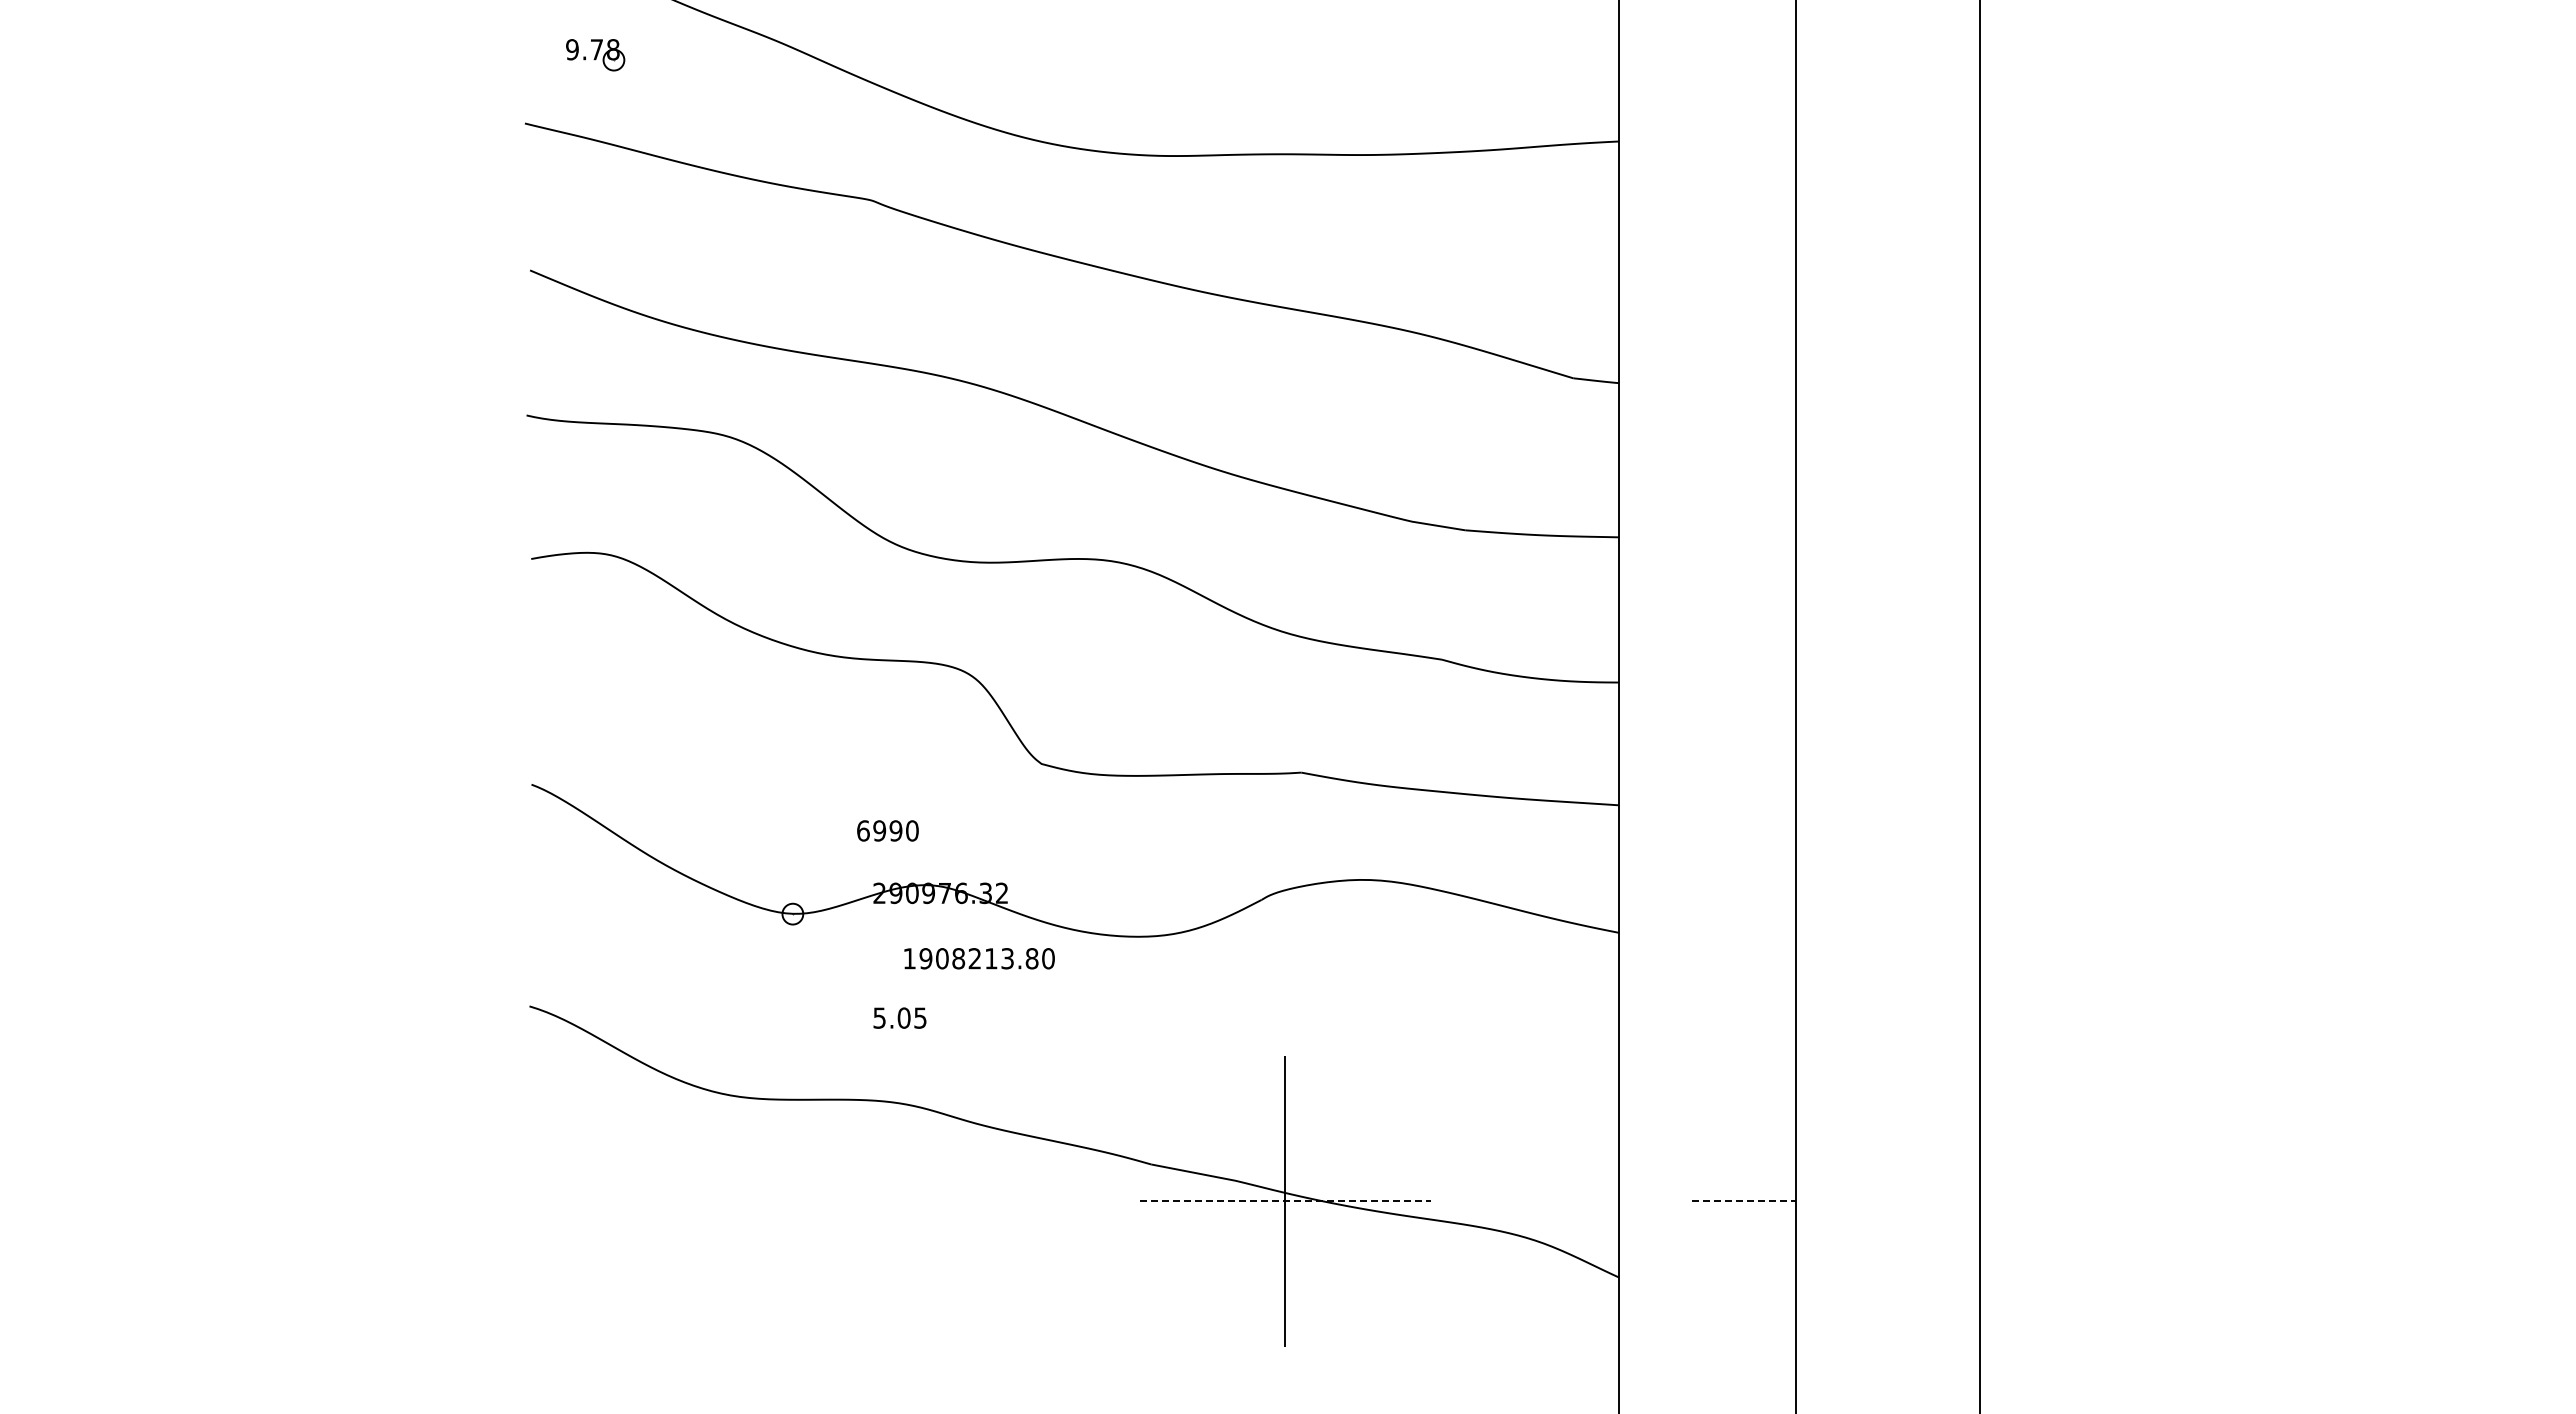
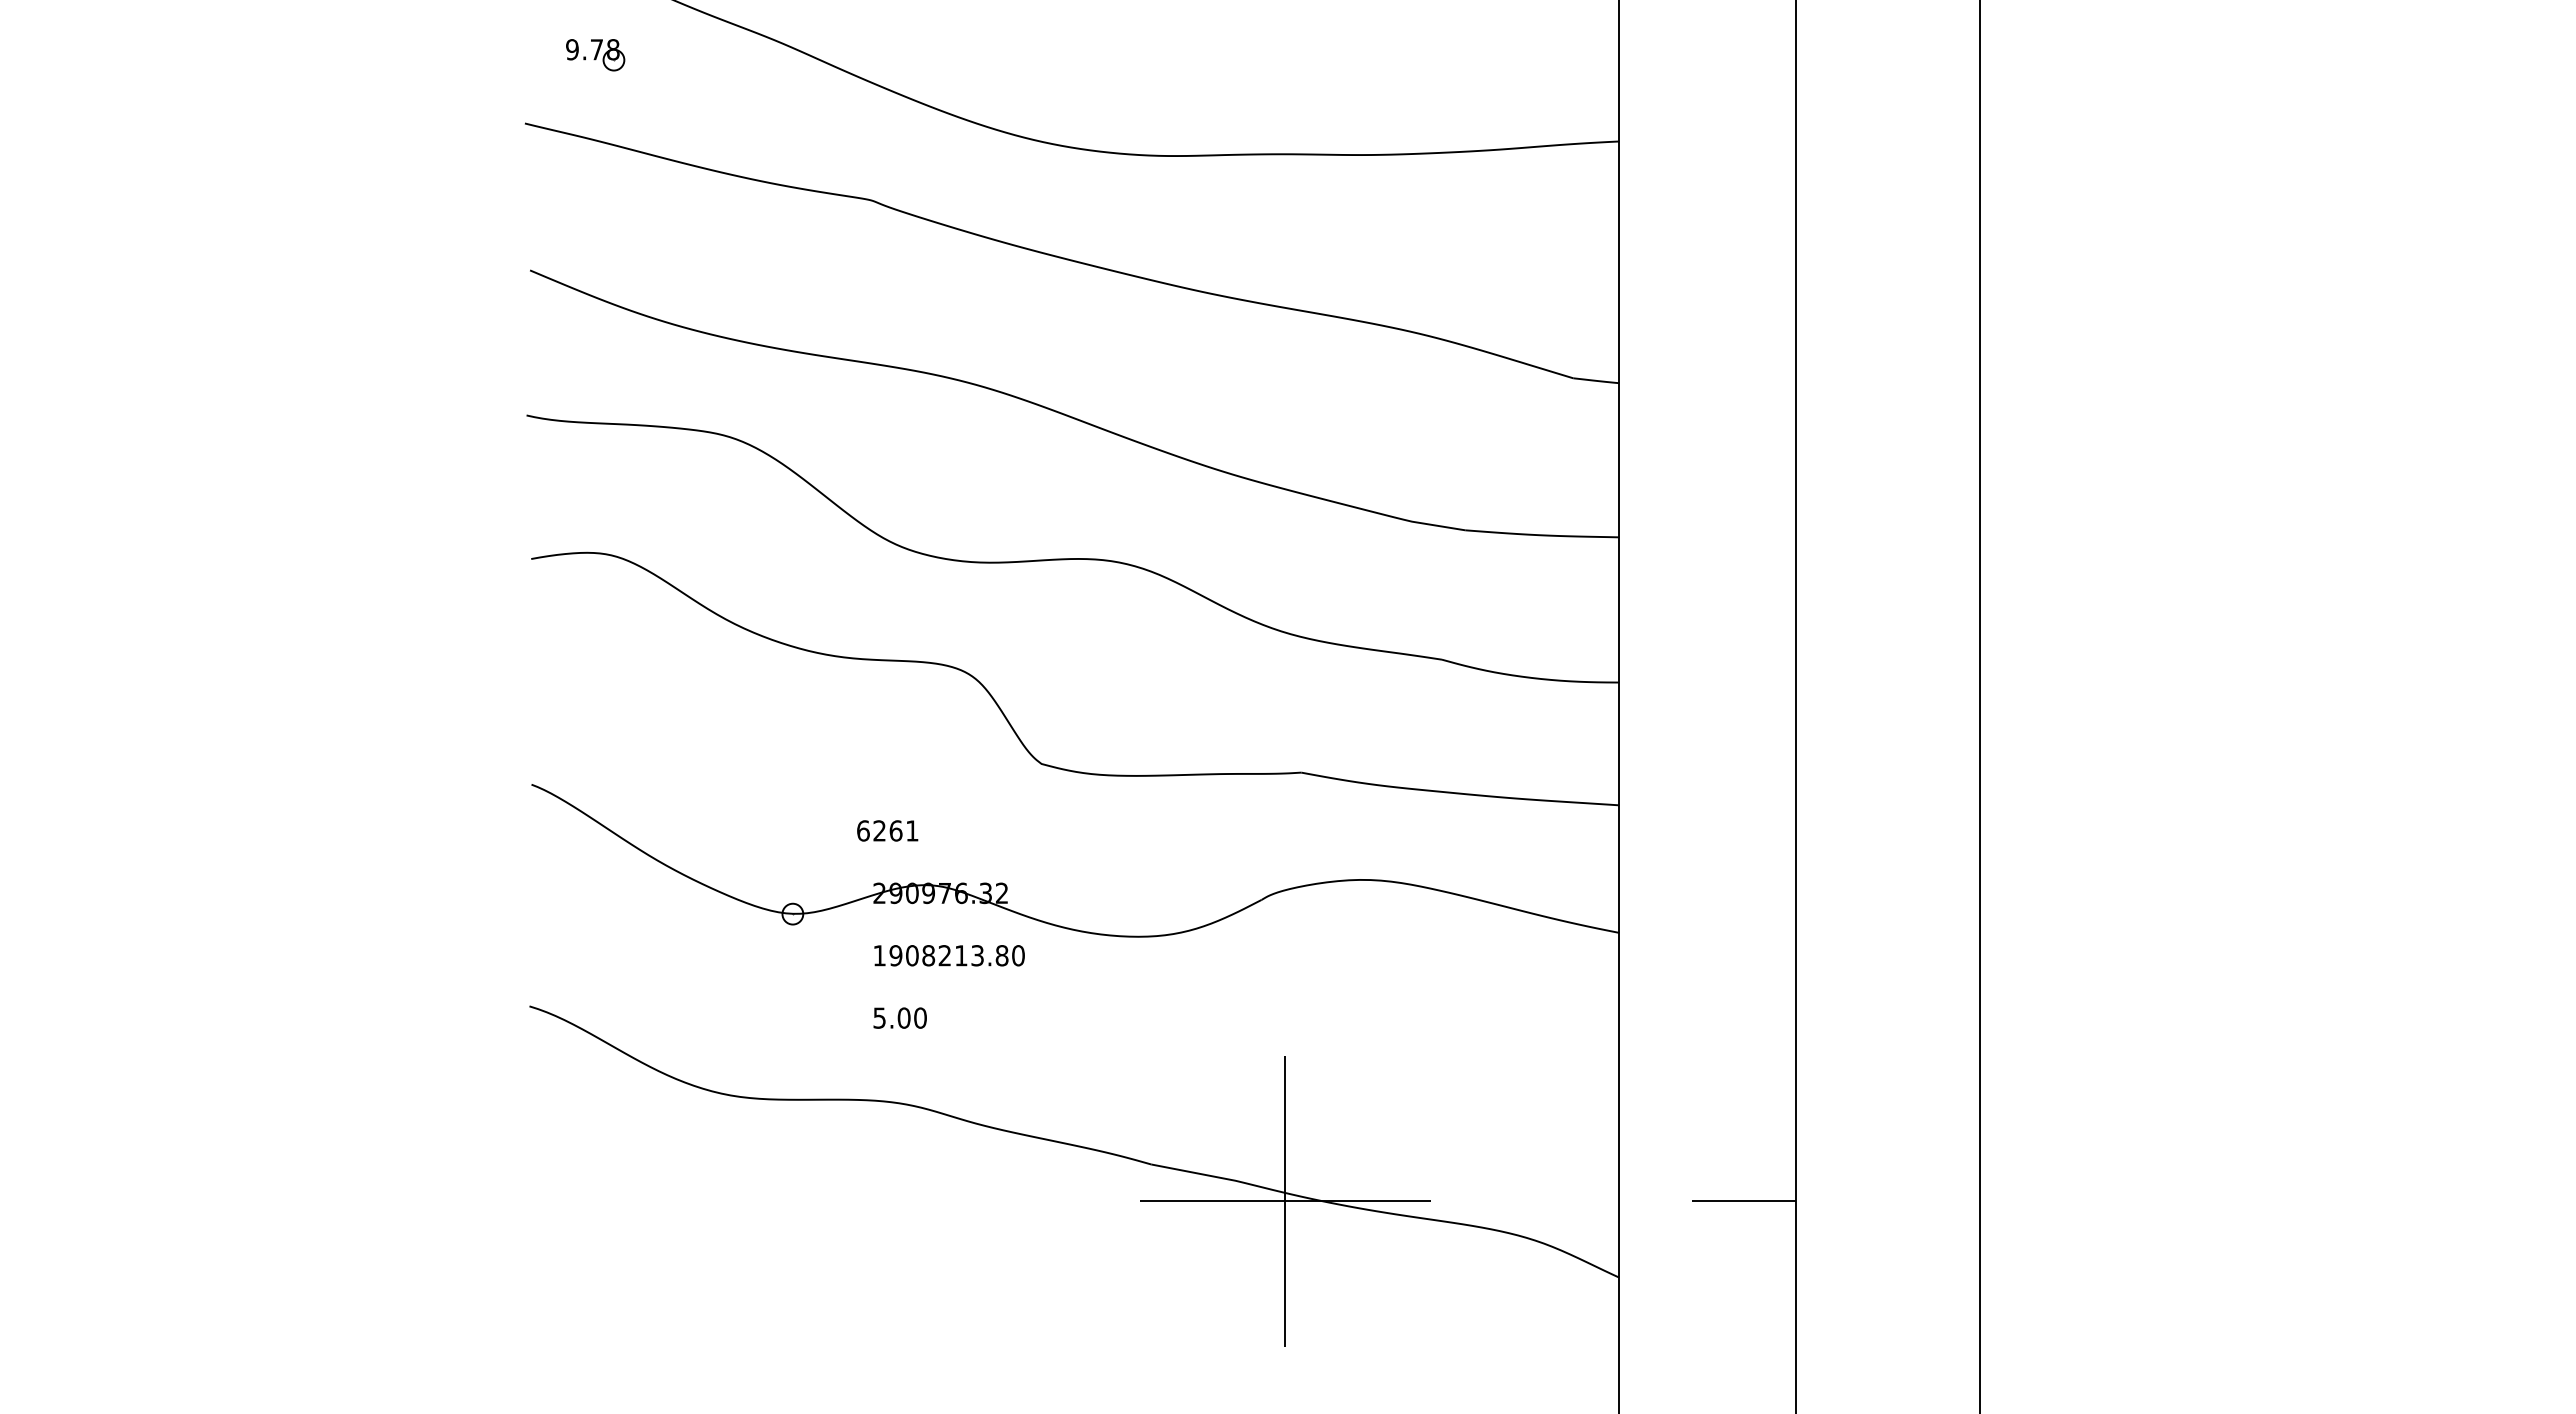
text: 6990 -> 6261 (895, 830)
text position: (979, 958) -> (949, 955) (949, 955)
text: 5.05 -> 5.00 (920, 1017)
line: dashed -> solid (1285, 1201)
line: dashed -> solid (1744, 1201)
